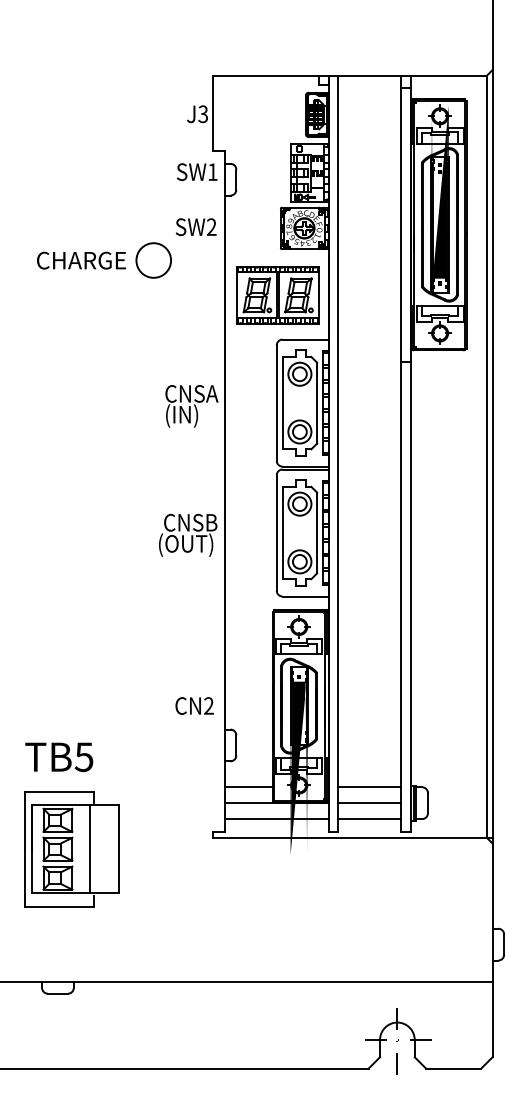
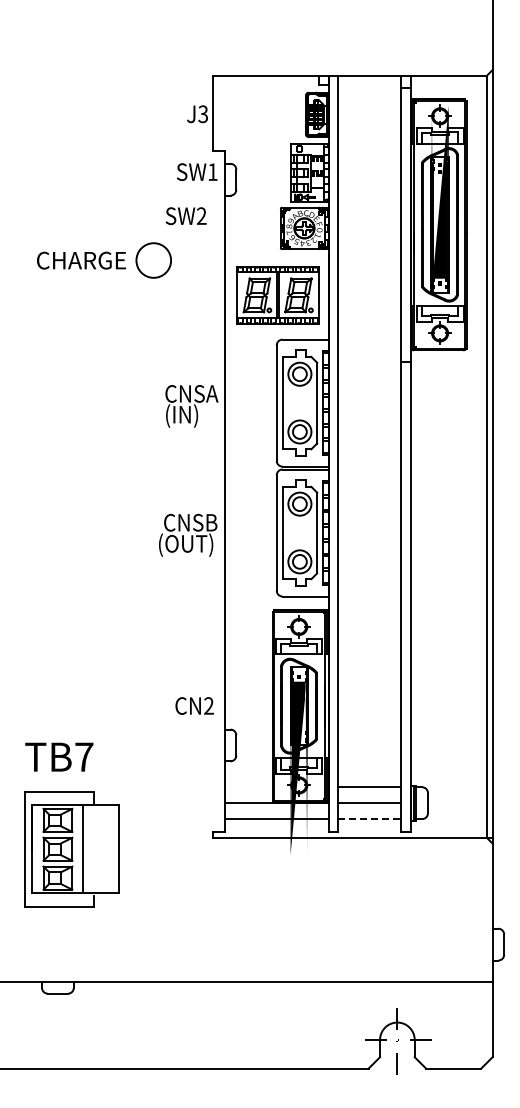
text position: (195, 227) -> (185, 216) (185, 216)
text: TB5 -> TB7 (83, 757)
line: present -> none (249, 787)
line: solid -> dashed (369, 819)
line position: (89, 849) -> (82, 849) (82, 849)
